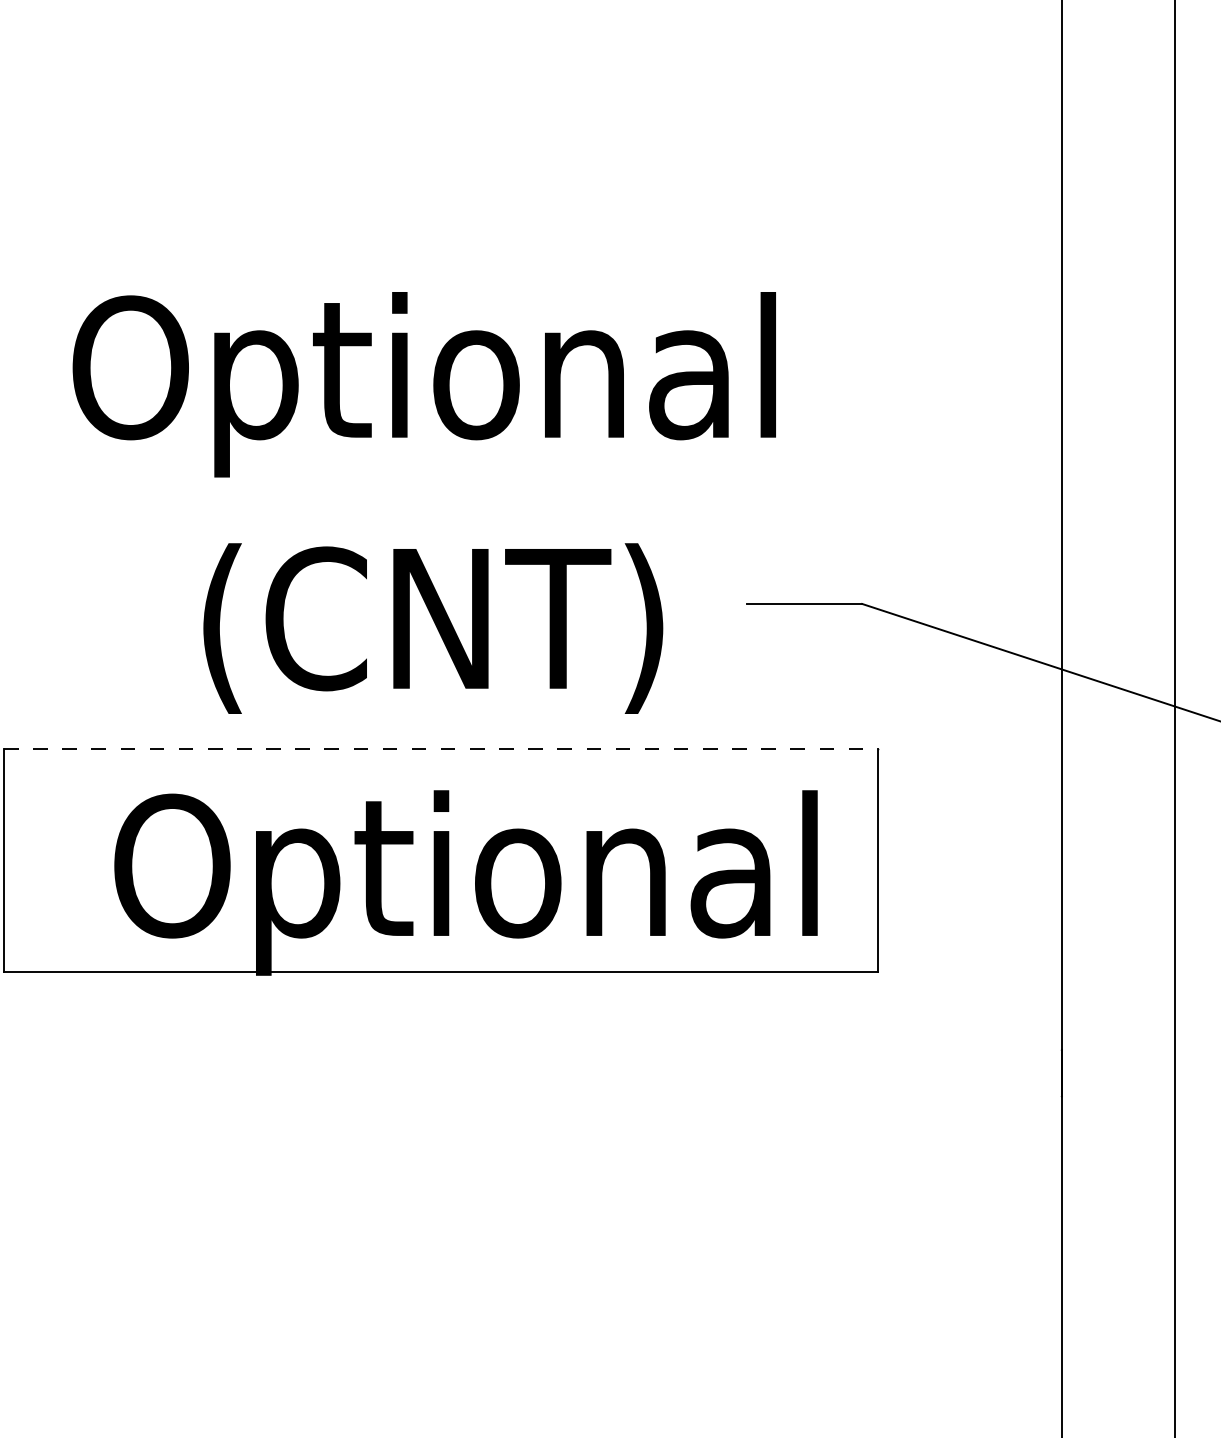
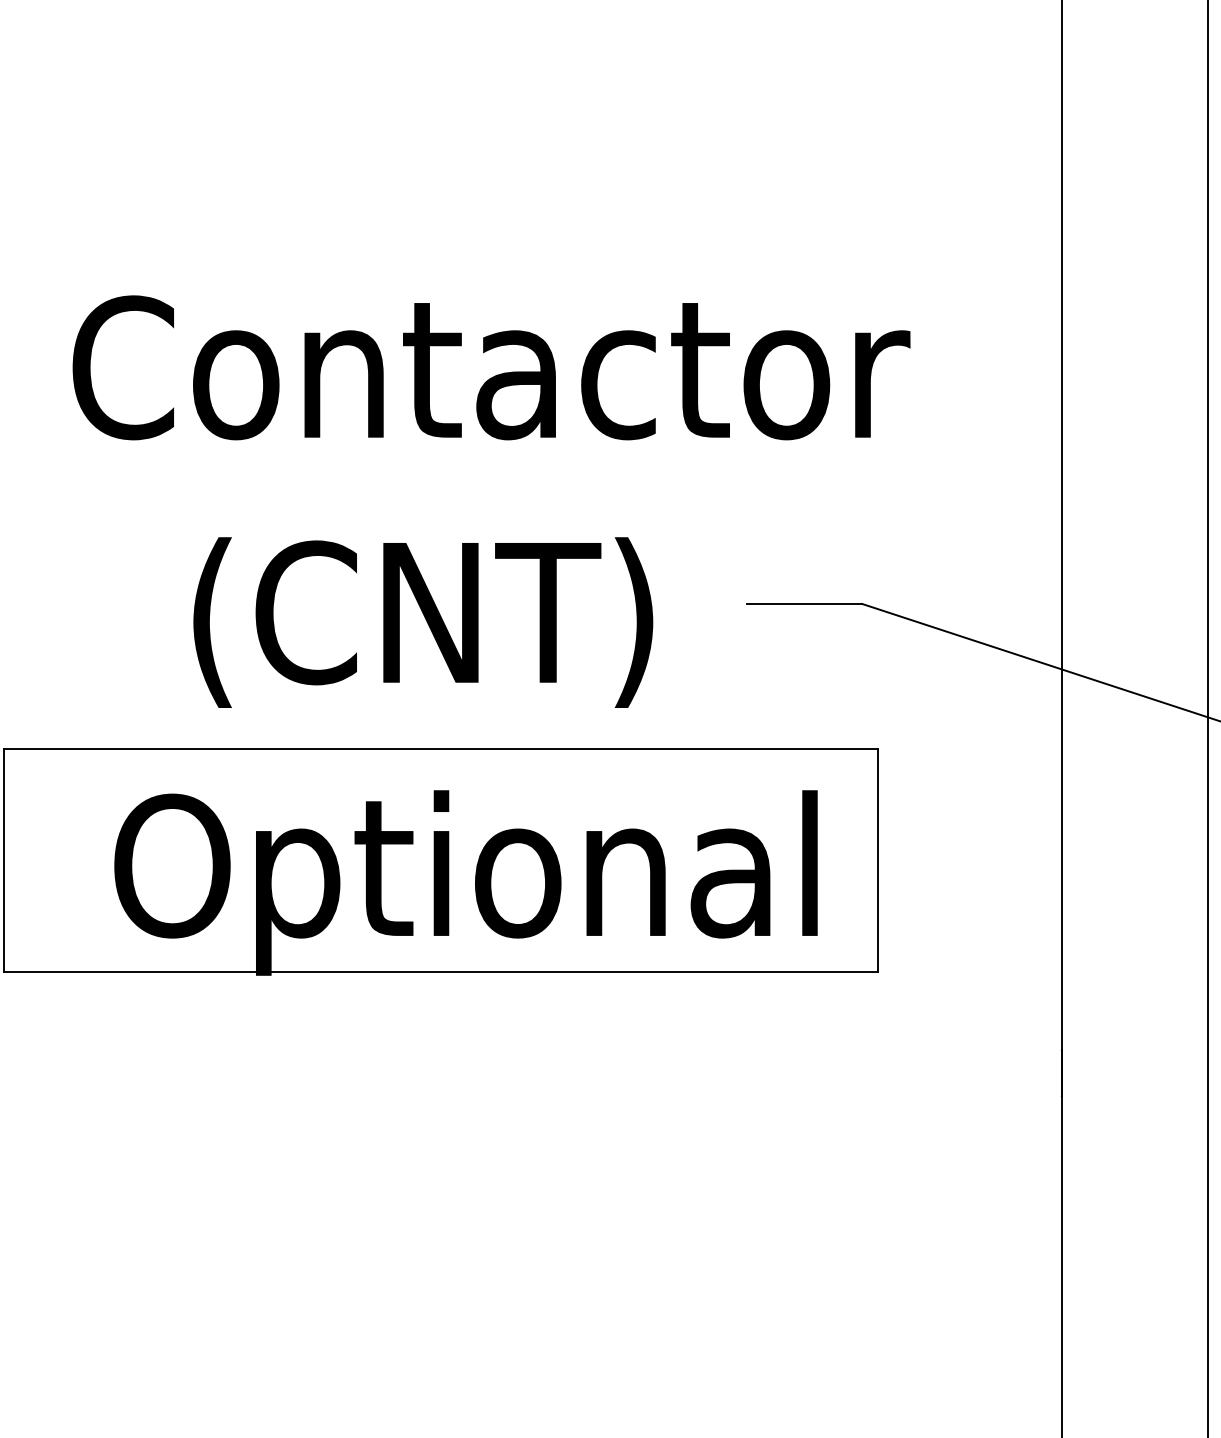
text: Optional -> Contactor (495, 384)
text position: (433, 628) -> (423, 622) (423, 622)
line position: (1174, 718) -> (1207, 718) (1207, 718)
line: dashed -> solid (440, 748)
